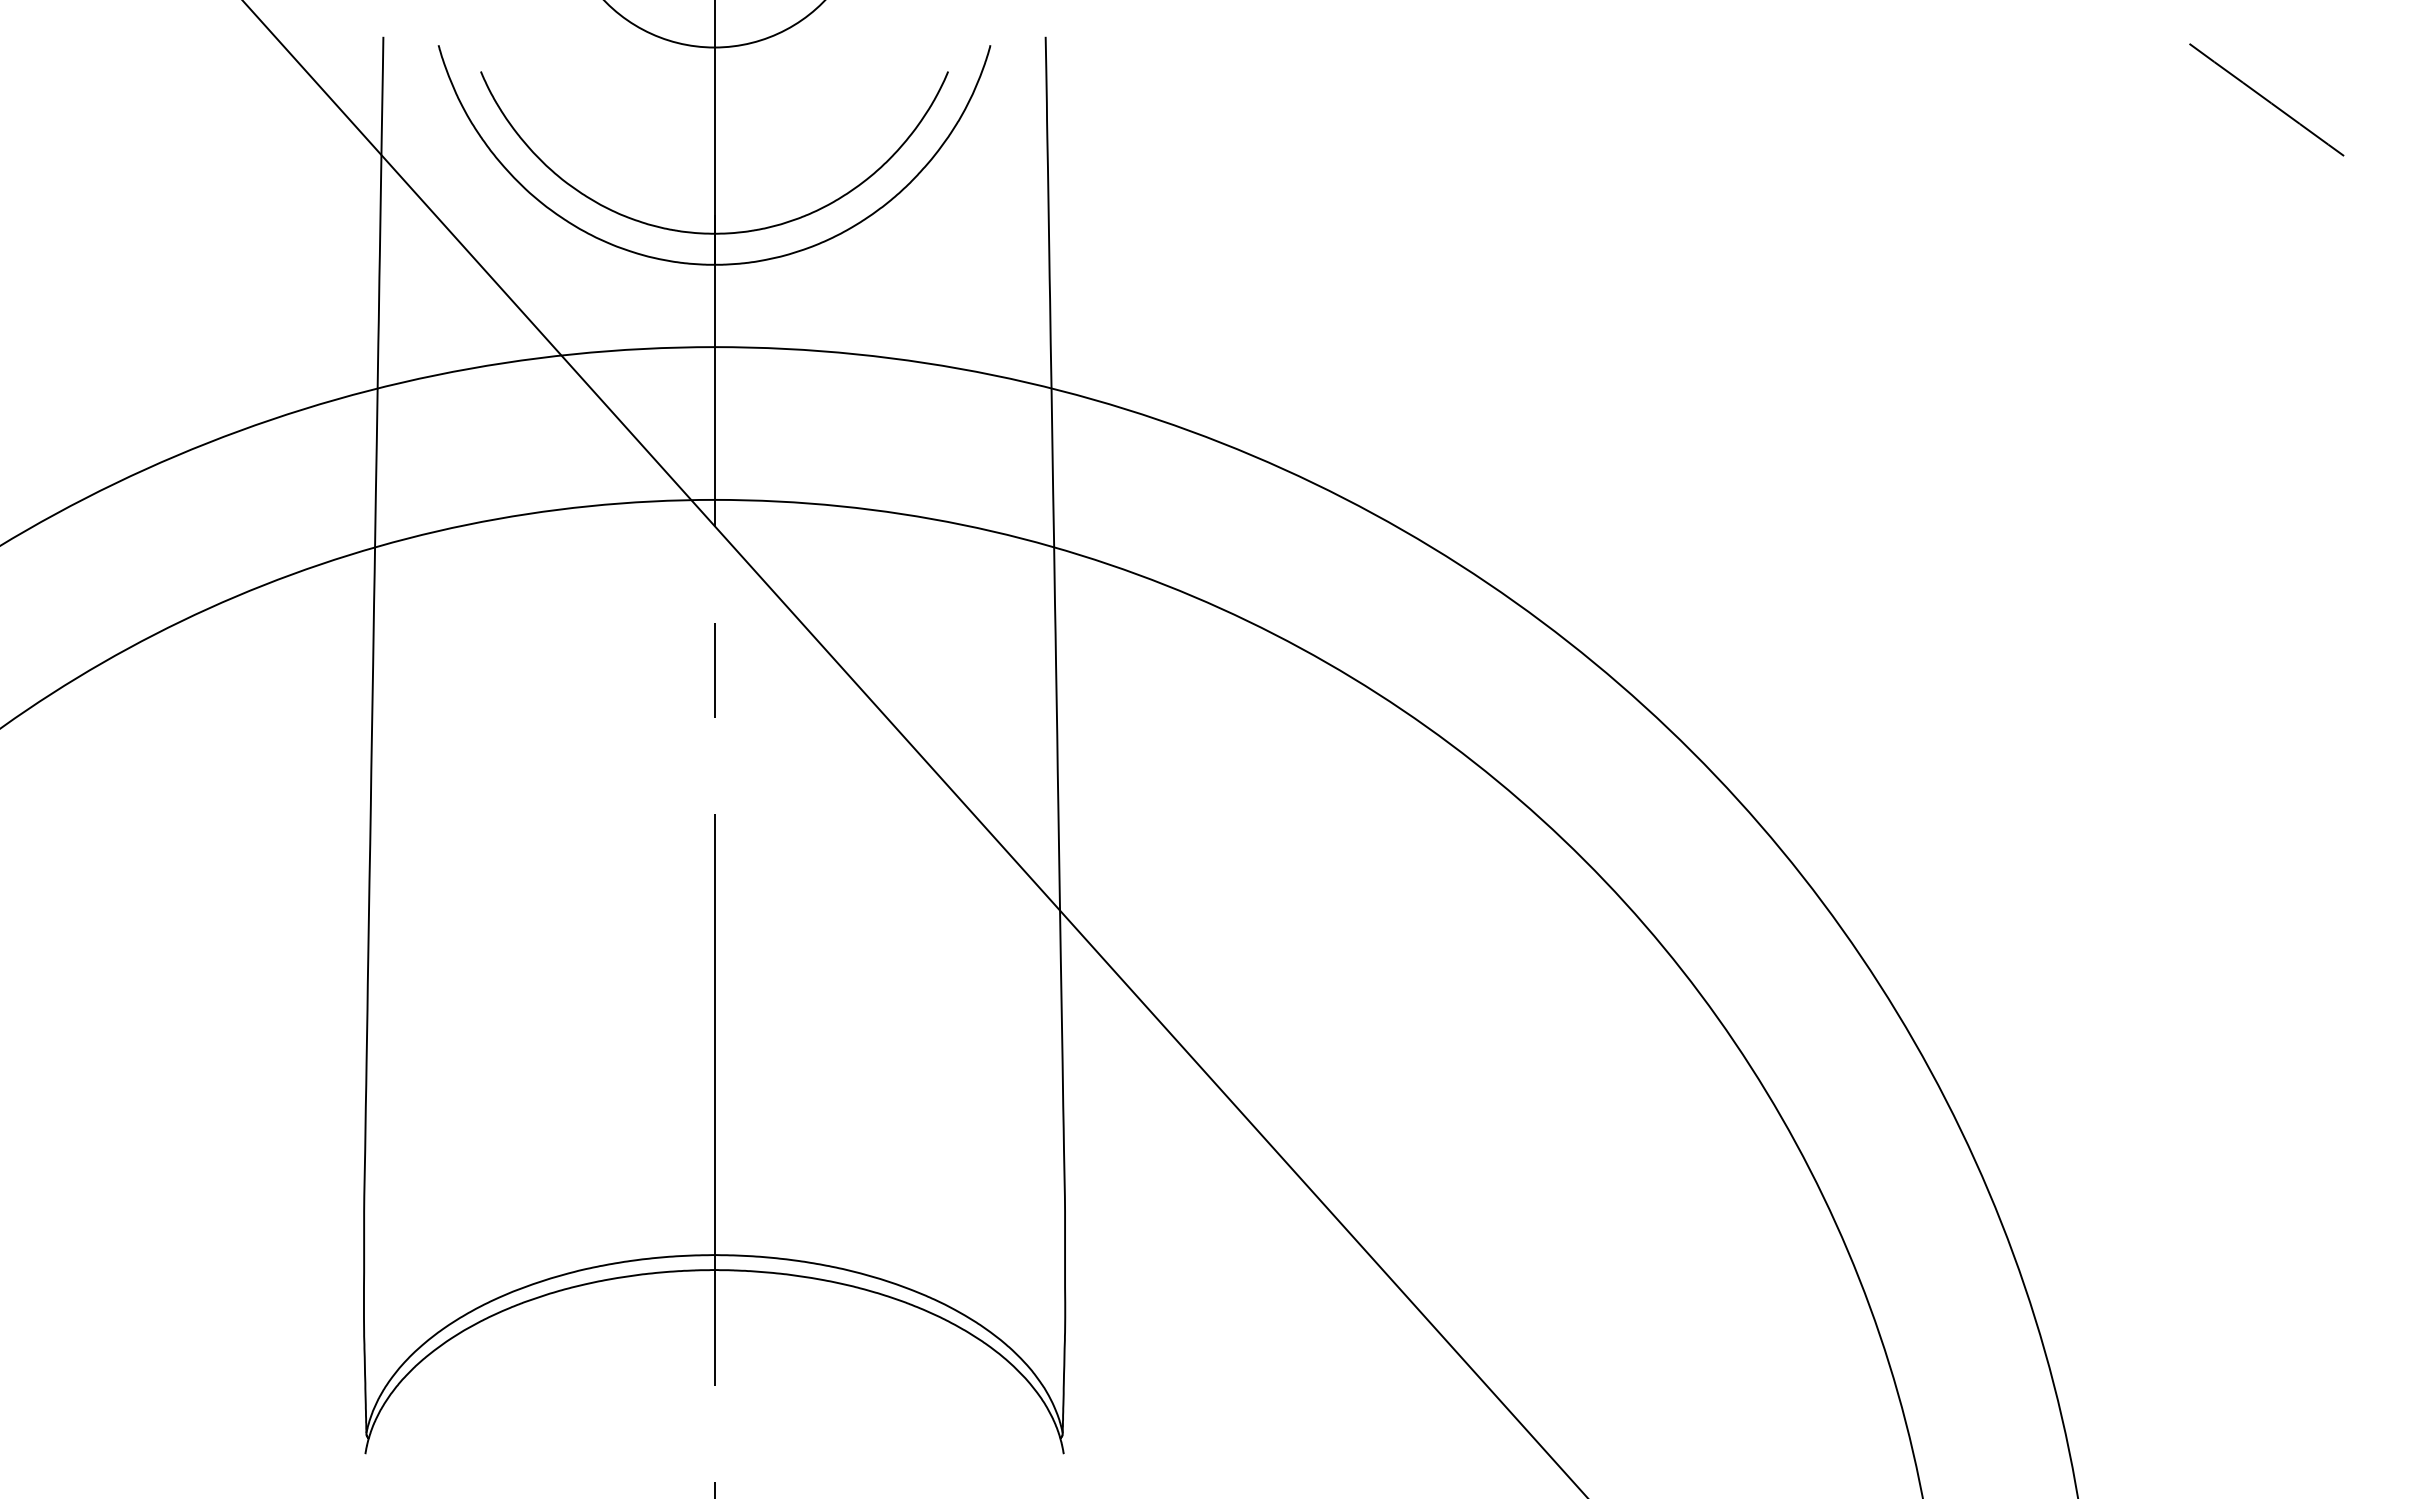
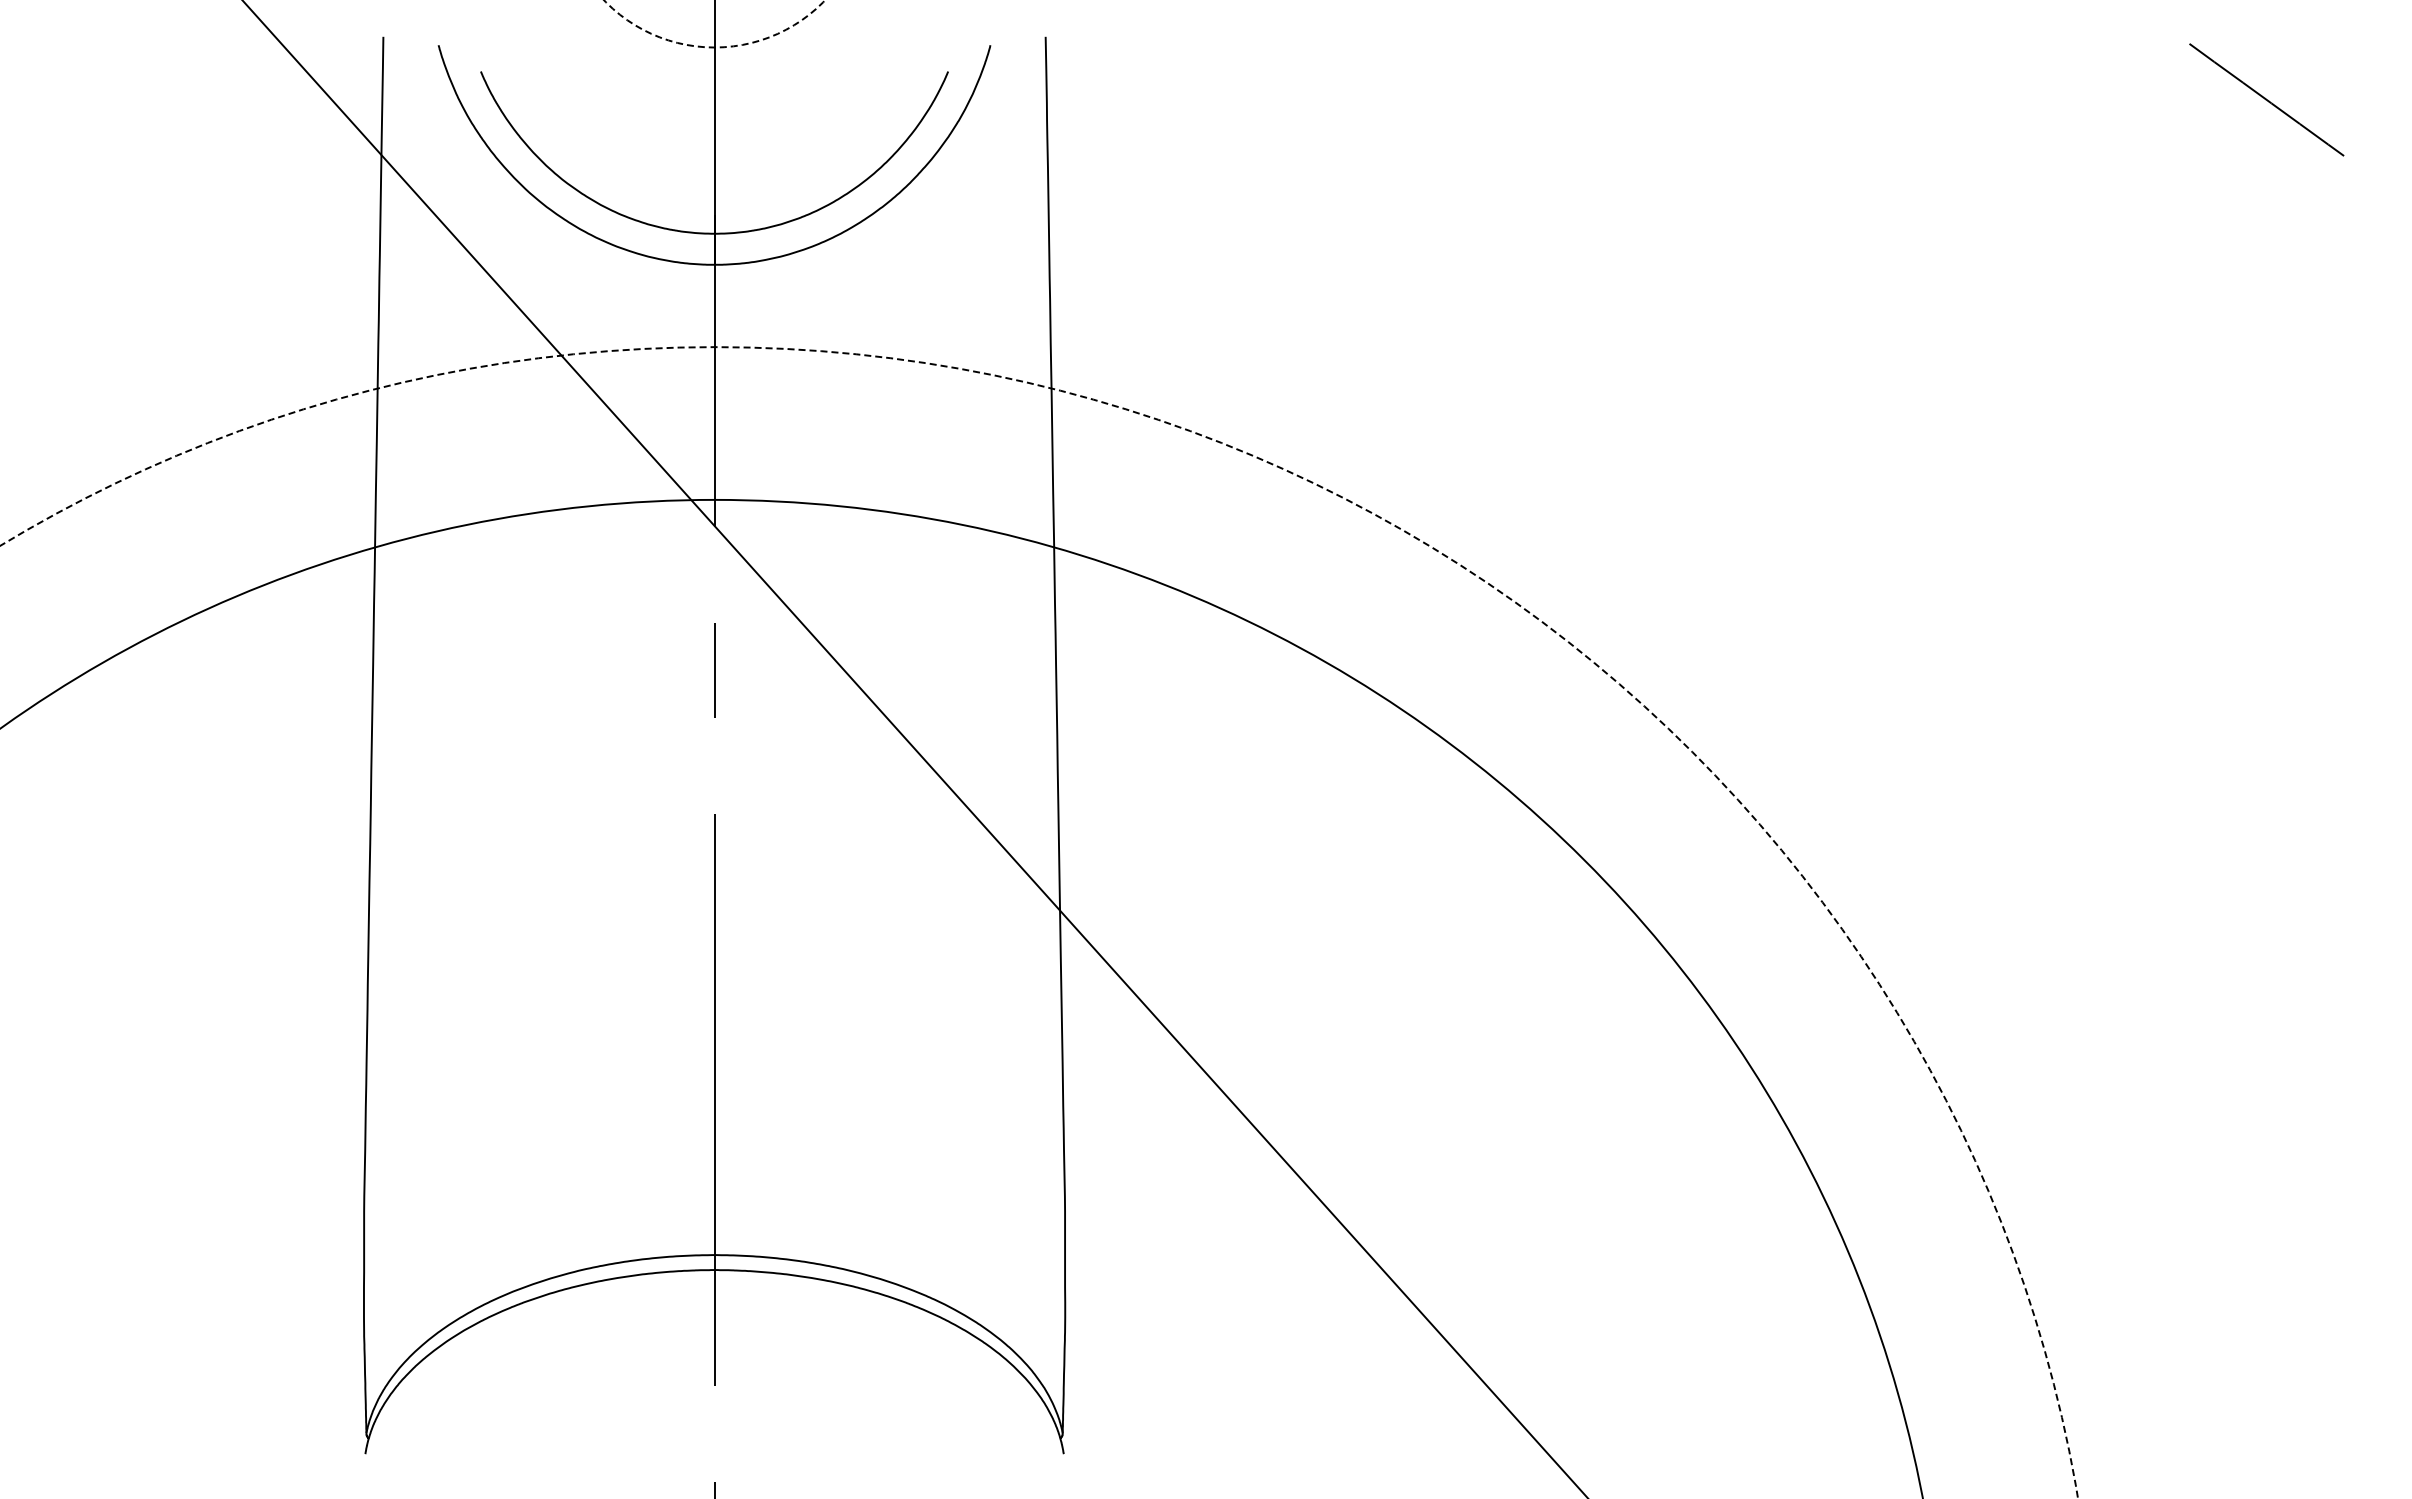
arc: solid -> dashed (714, 47)
circle: solid -> dashed (1039, 922)
